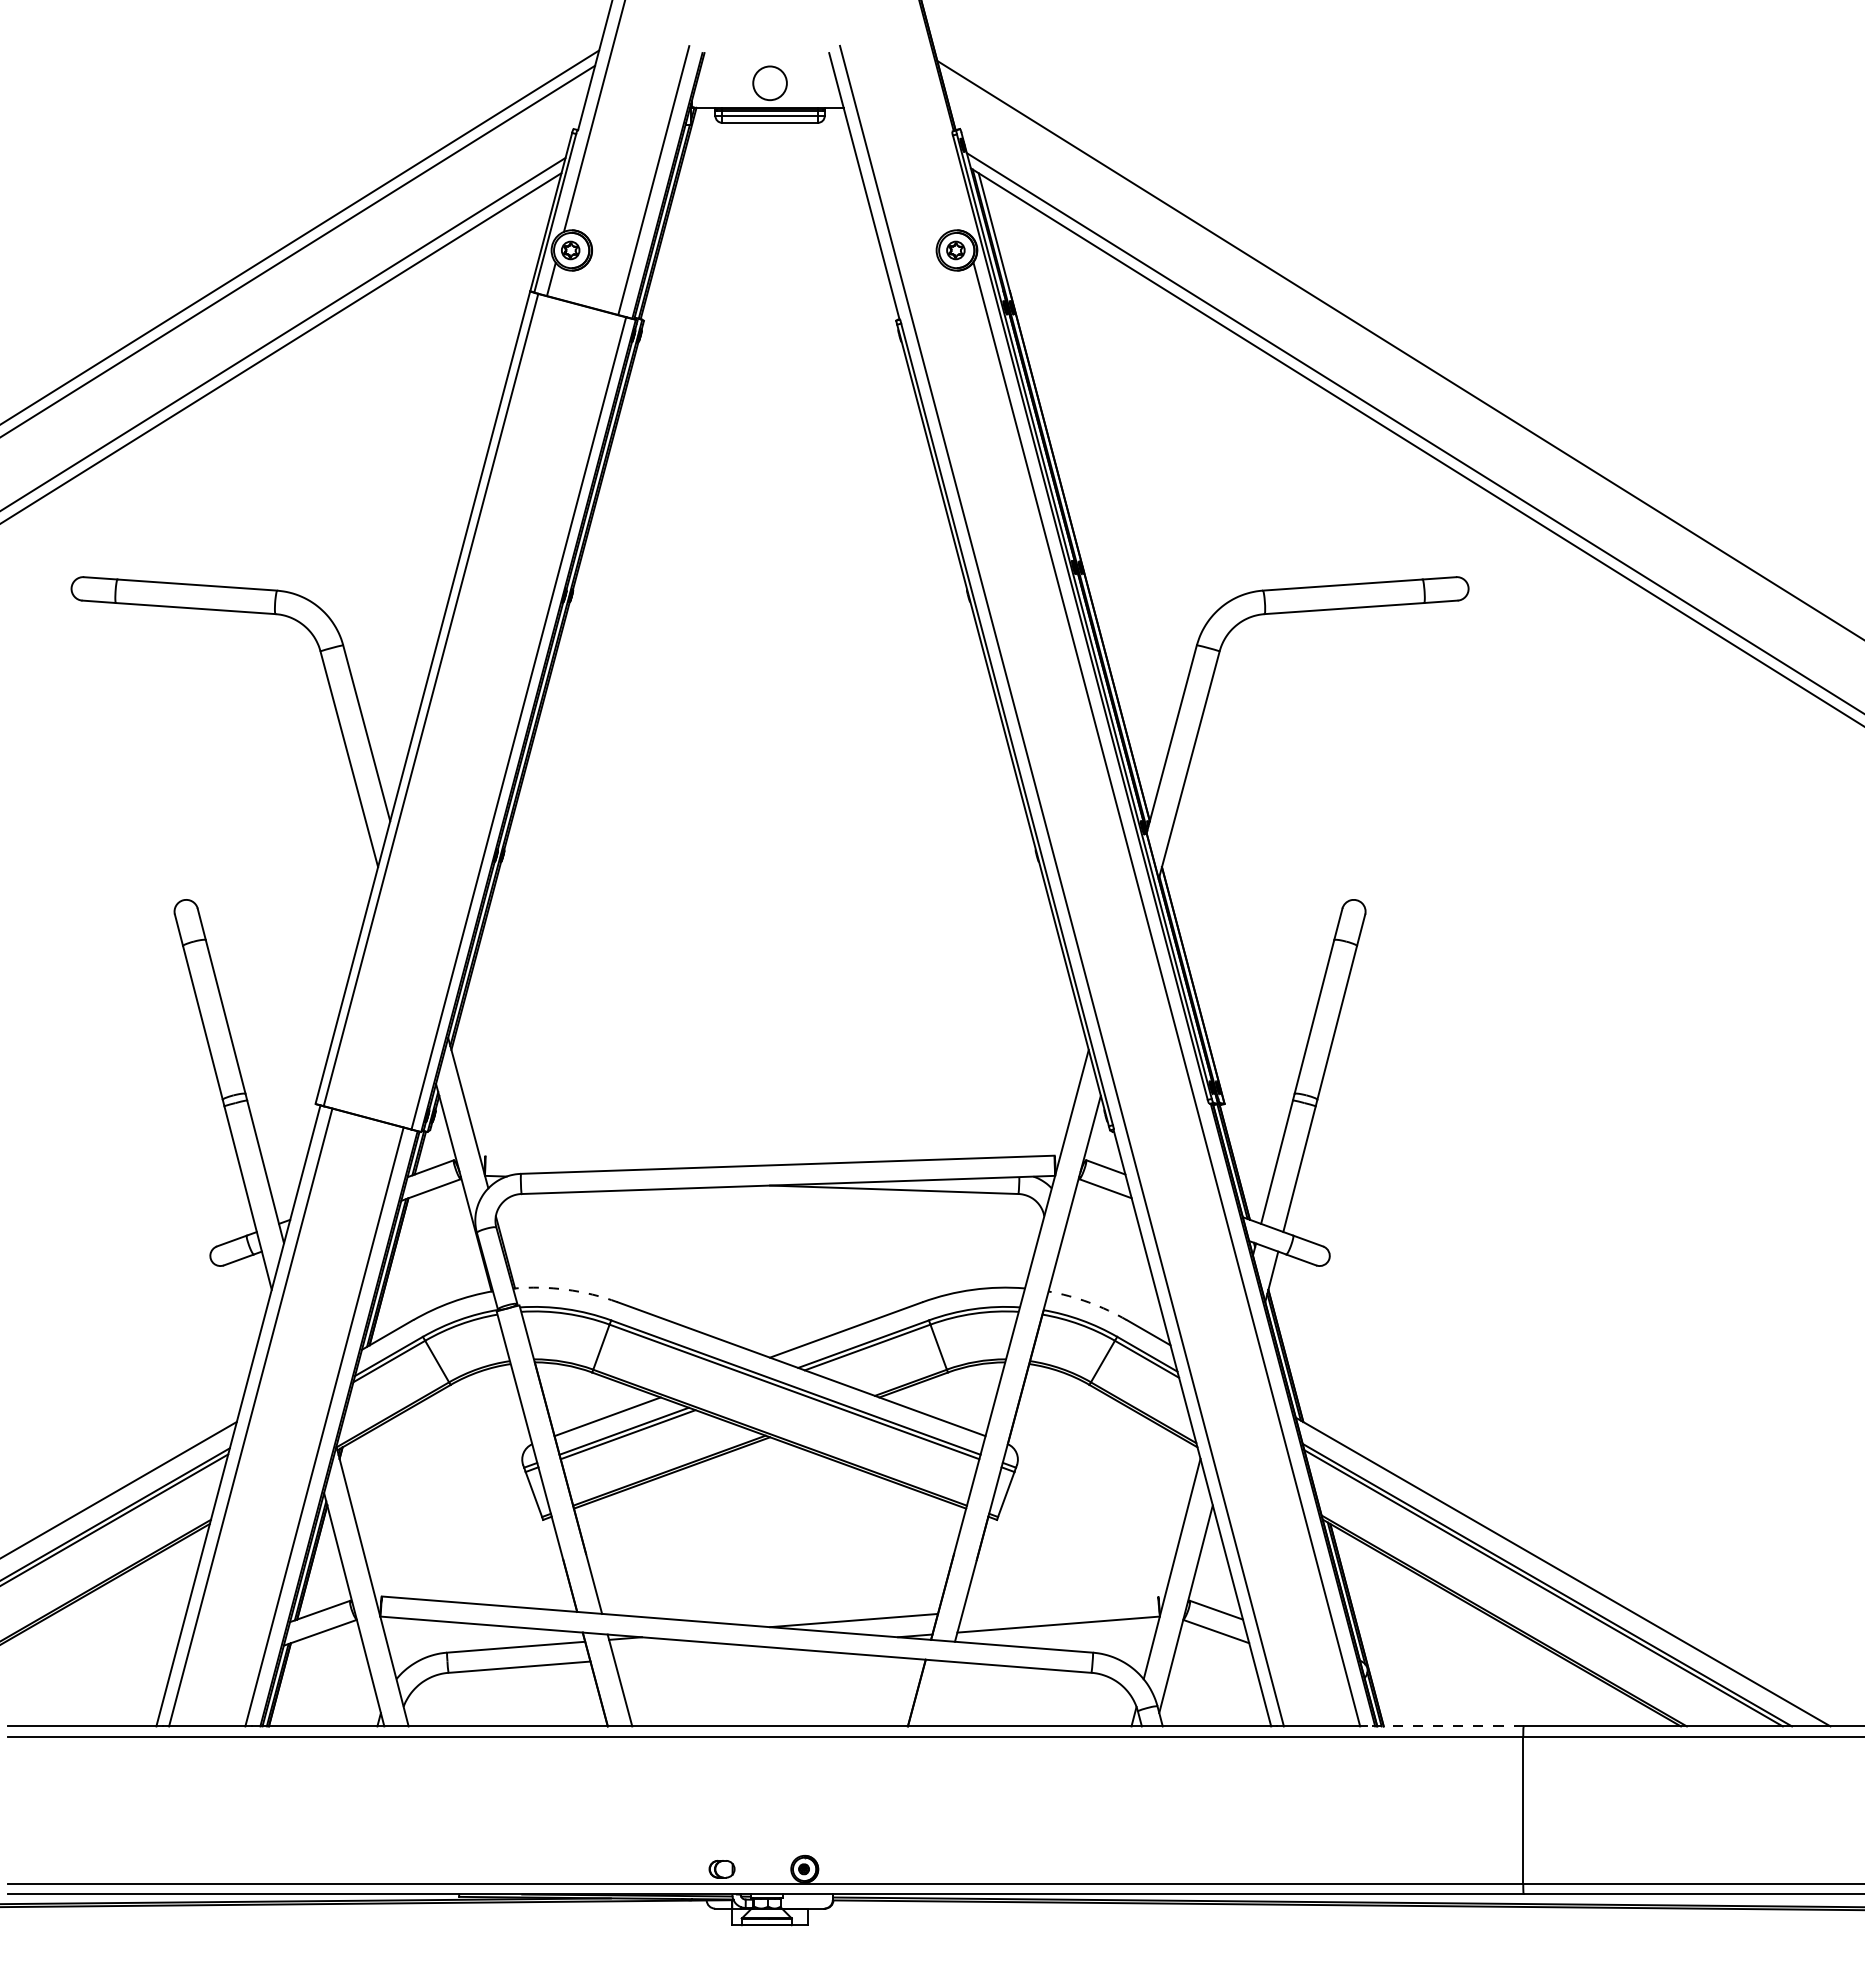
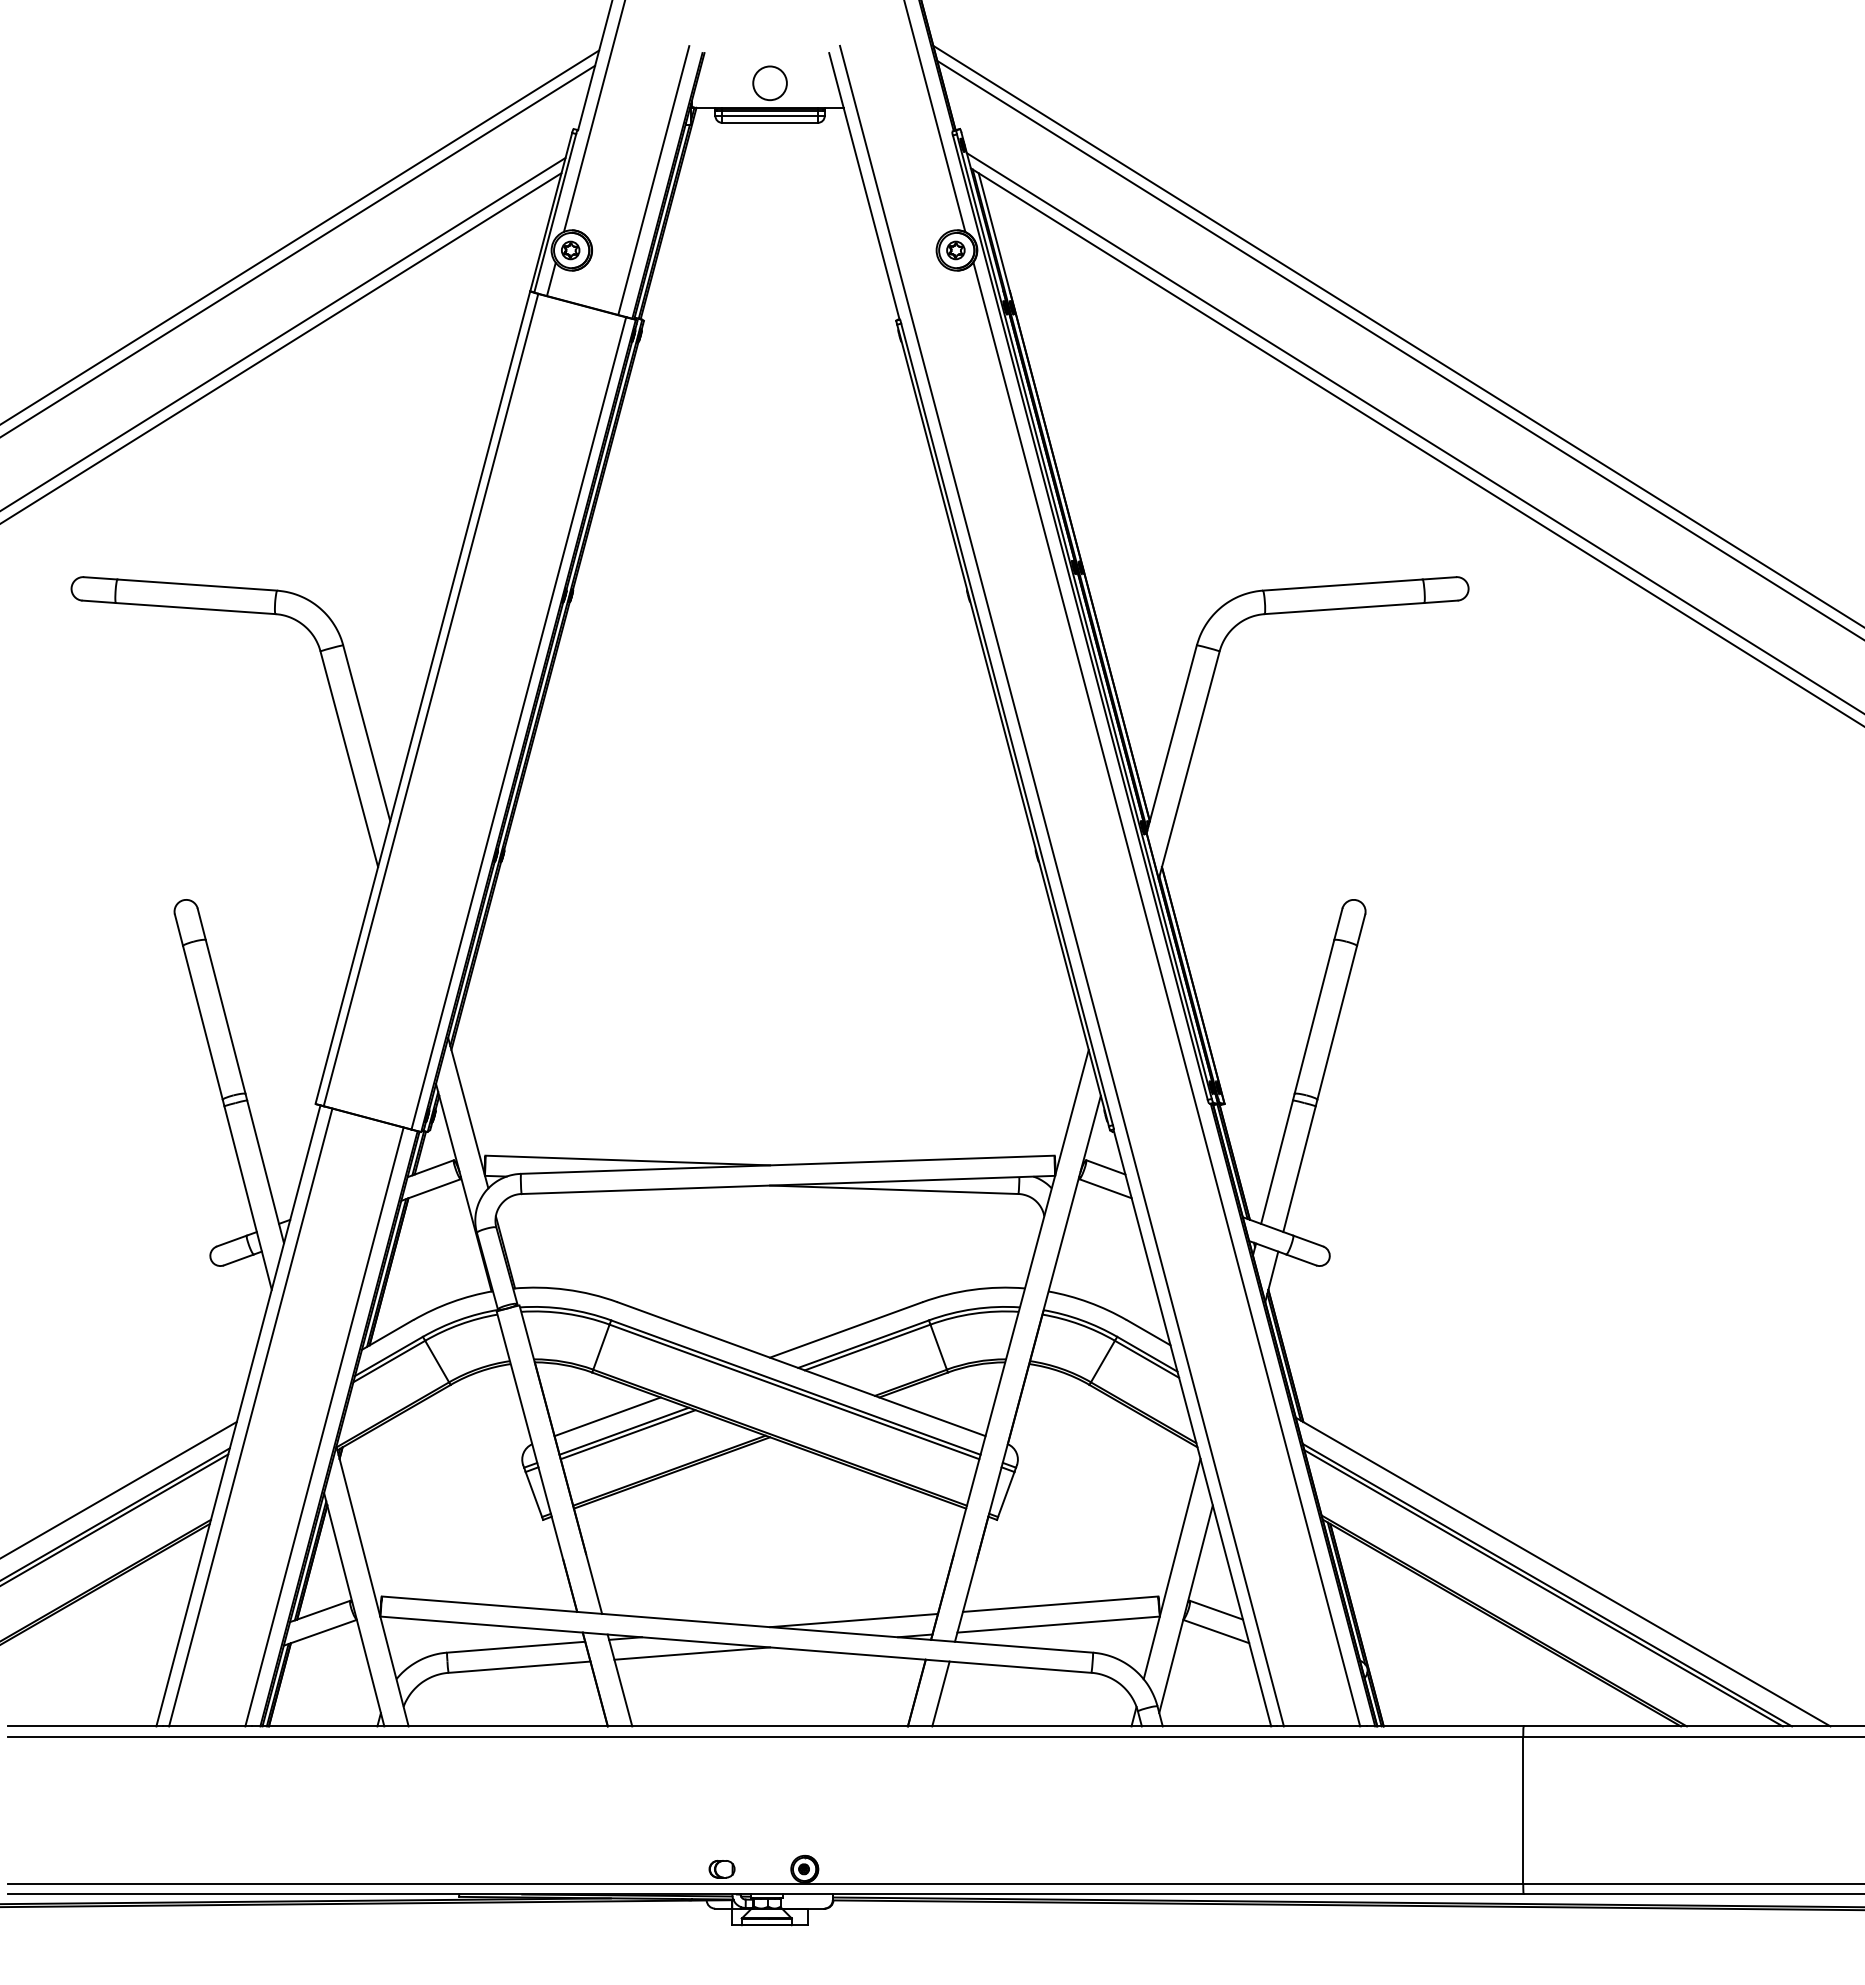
line: none -> present (934, 117)
line: none -> present (1397, 335)
line: none -> present (627, 1160)
arc: dashed -> solid (566, 1289)
arc: dashed -> solid (1088, 1302)
line: none -> present (1060, 1603)
line: none -> present (692, 1653)
line: none -> present (940, 1693)
line: dashed -> solid (1444, 1726)
